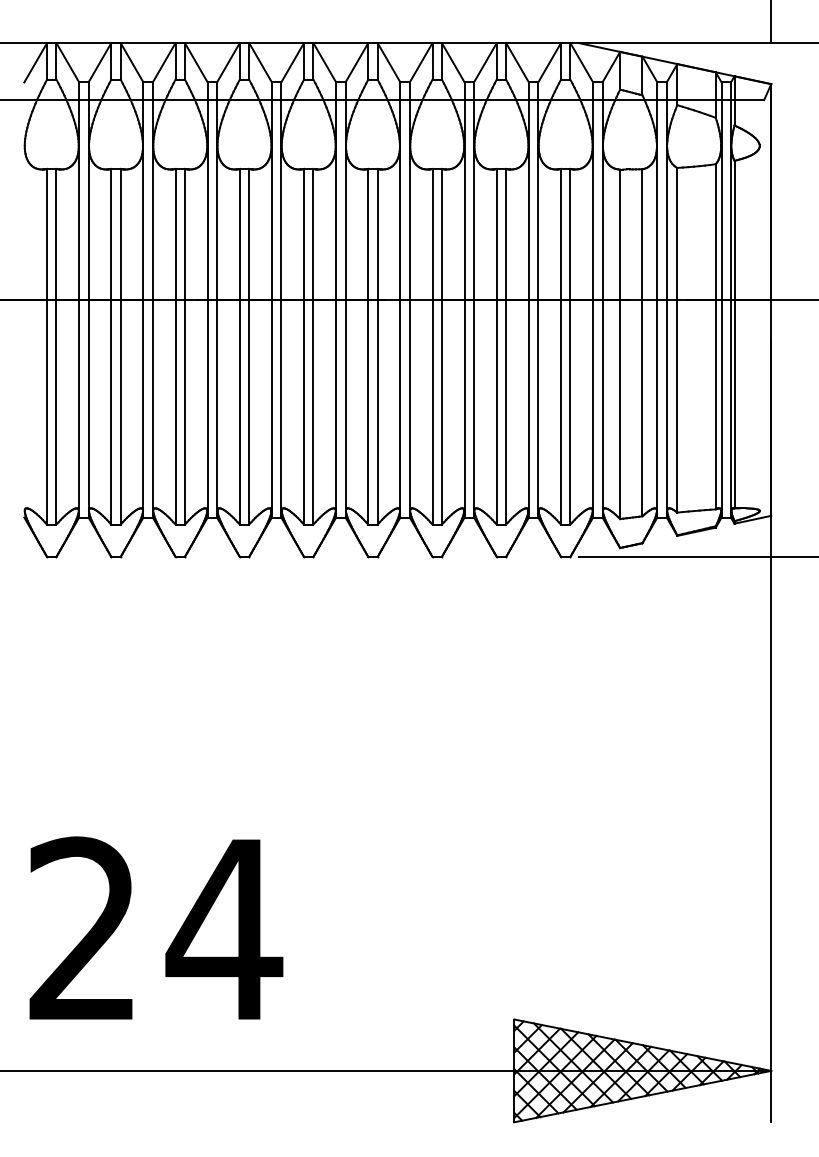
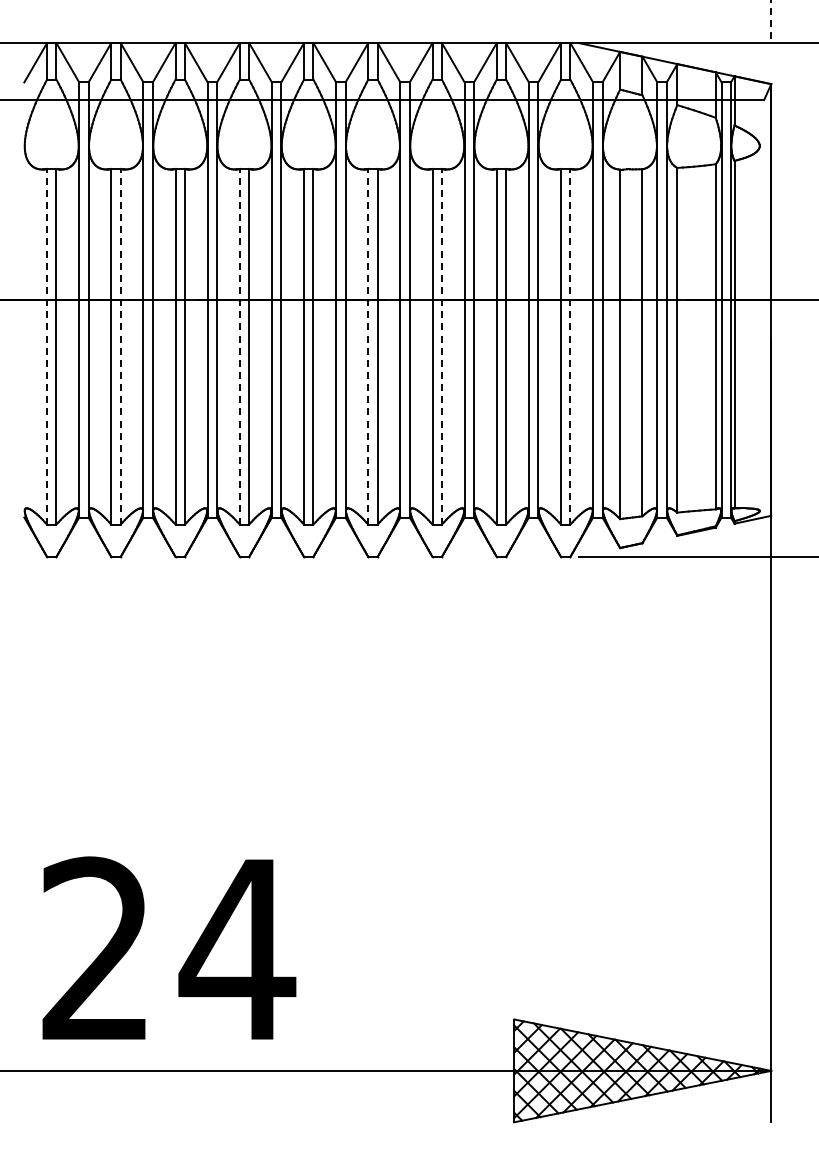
line: solid -> dashed (771, 22)
line: solid -> dashed (47, 346)
line: solid -> dashed (120, 346)
line: solid -> dashed (239, 346)
line: solid -> dashed (368, 346)
line: solid -> dashed (441, 346)
line: solid -> dashed (570, 346)
text position: (156, 927) -> (169, 947) (169, 947)
